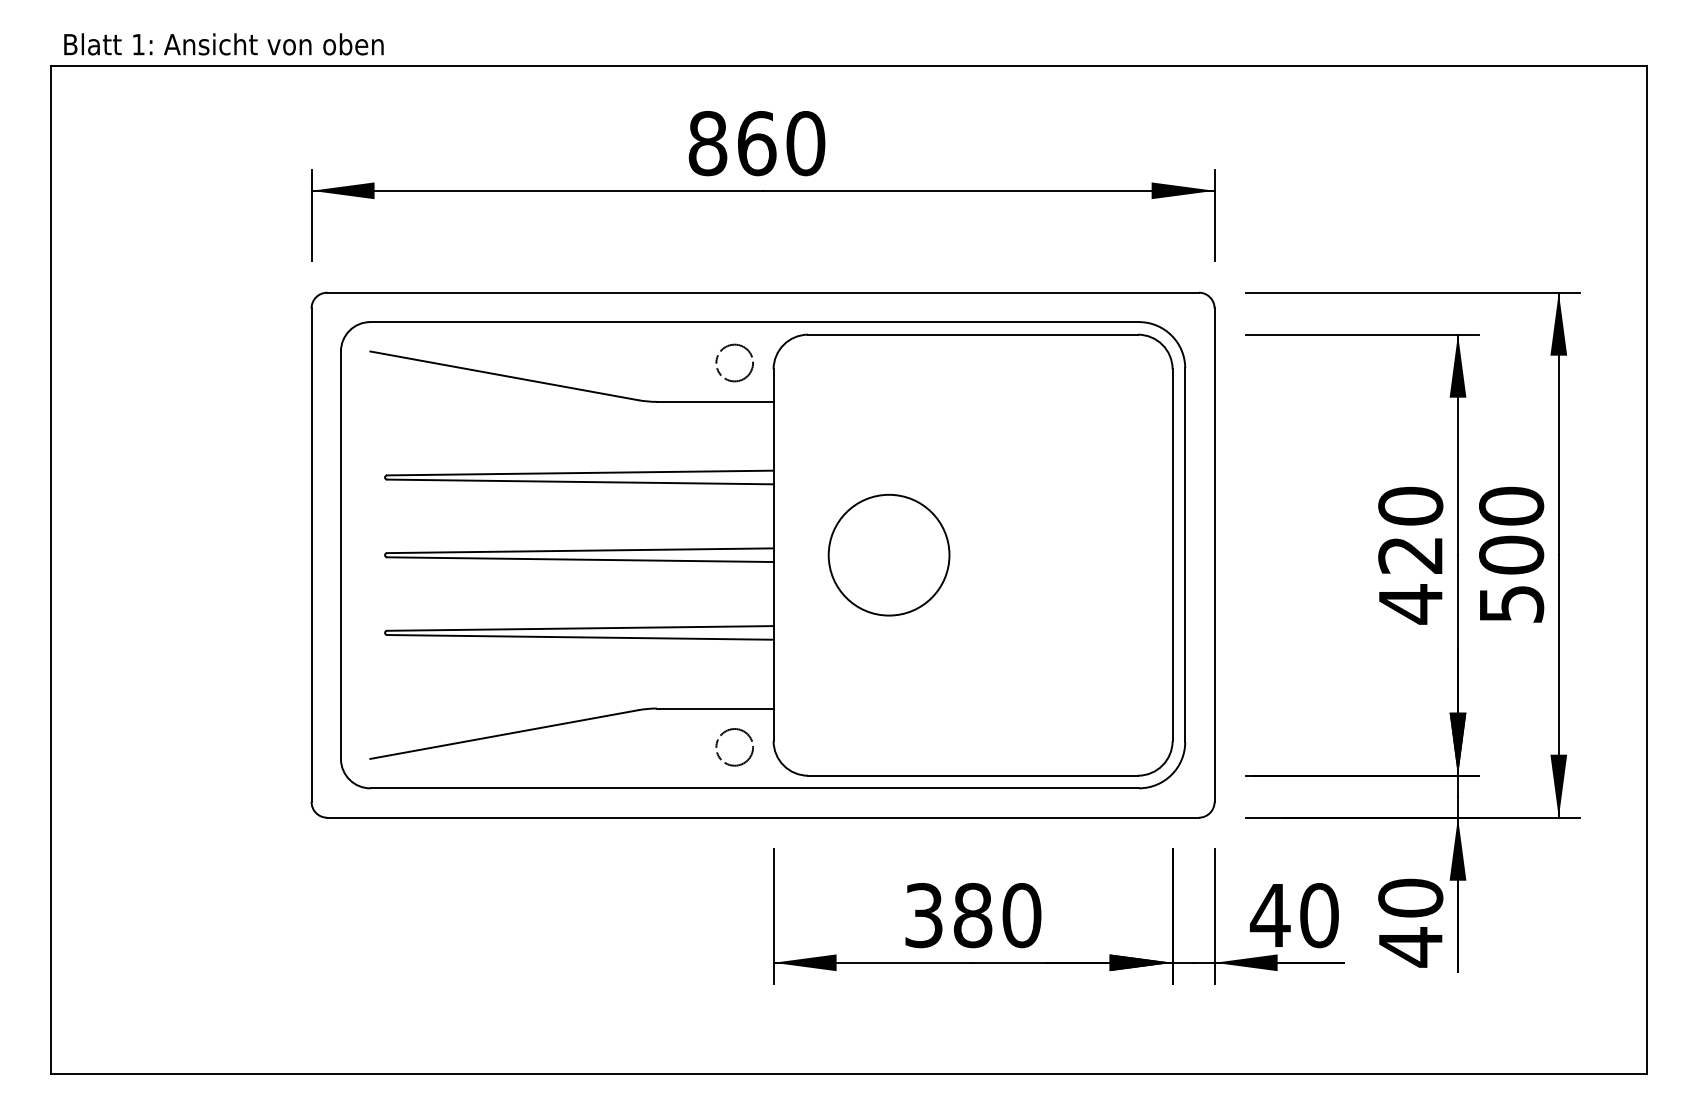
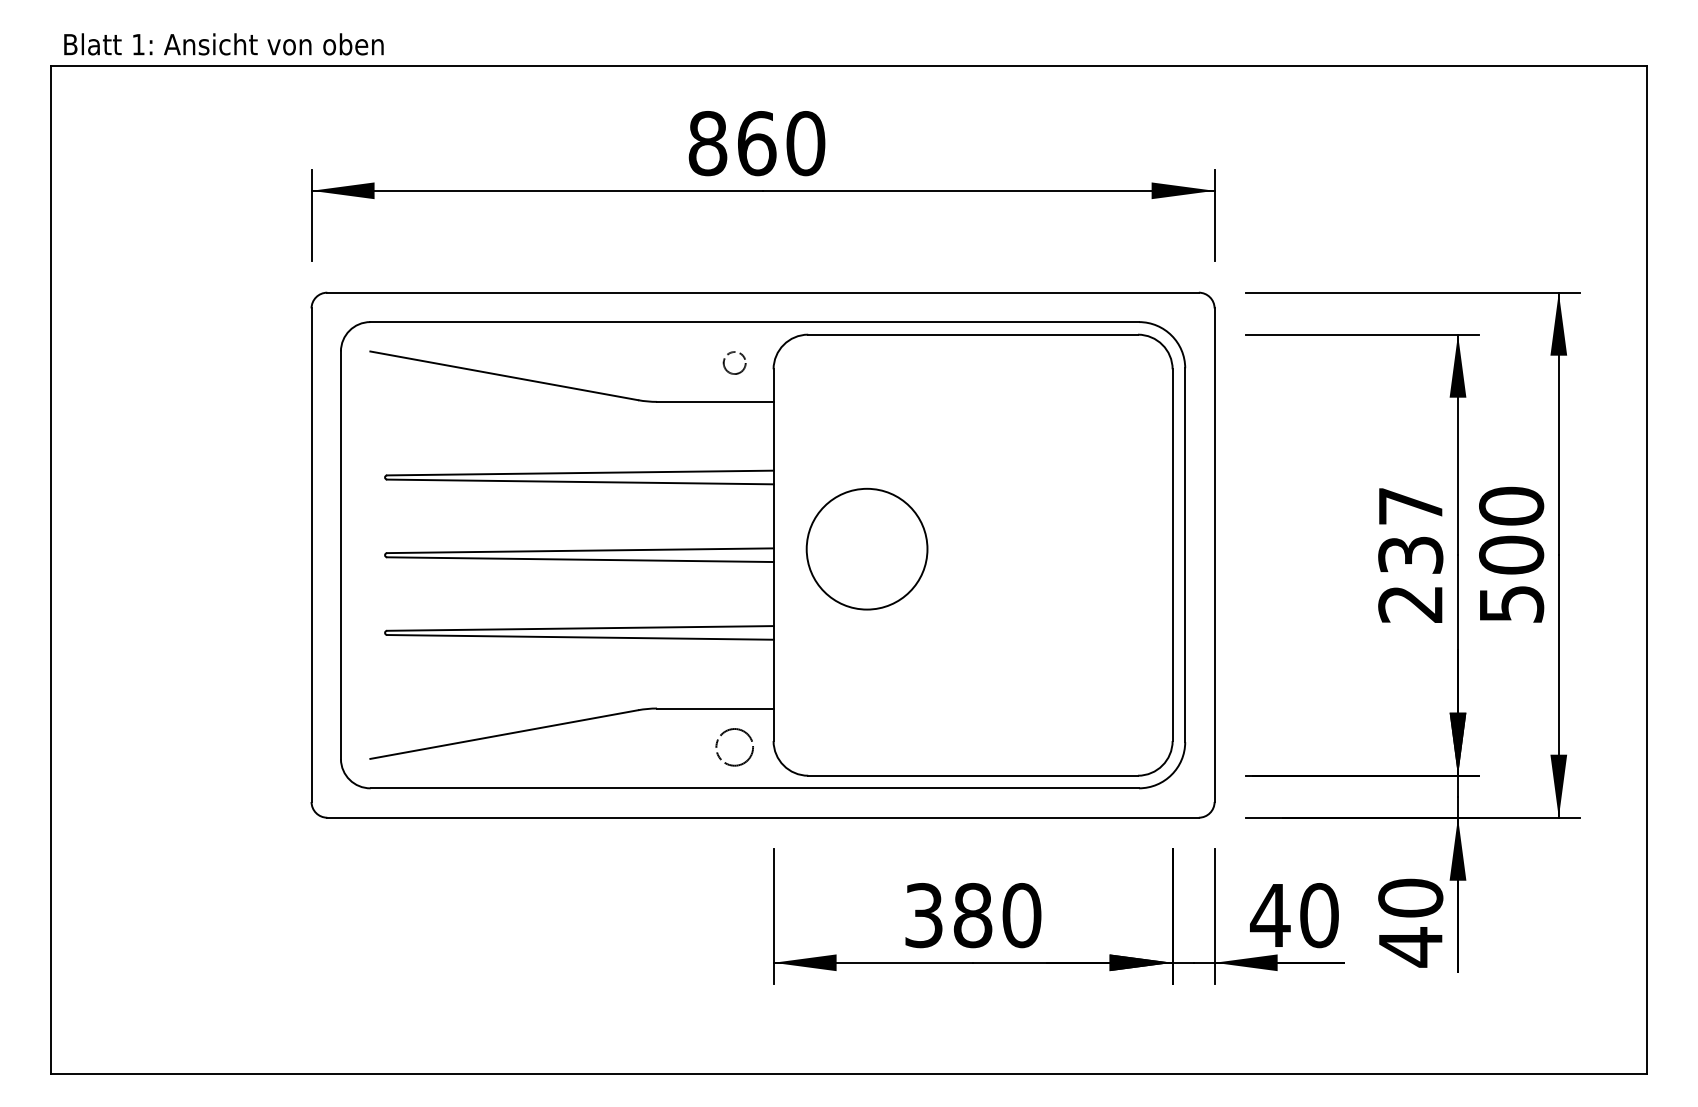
circle diameter: 37 px -> 22 px (734, 363)
circle position: (888, 554) -> (866, 548) (866, 548)
text: 420 -> 237 (1410, 555)
